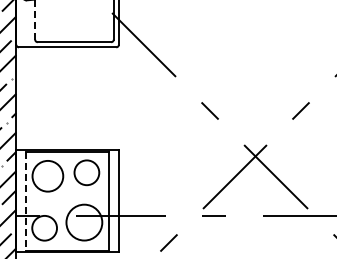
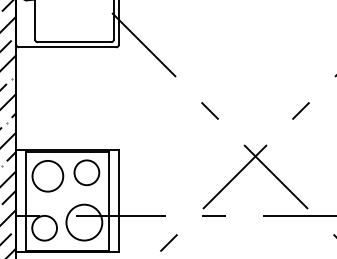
line: dashed -> solid (35, 19)
line: dashed -> solid (25, 201)
